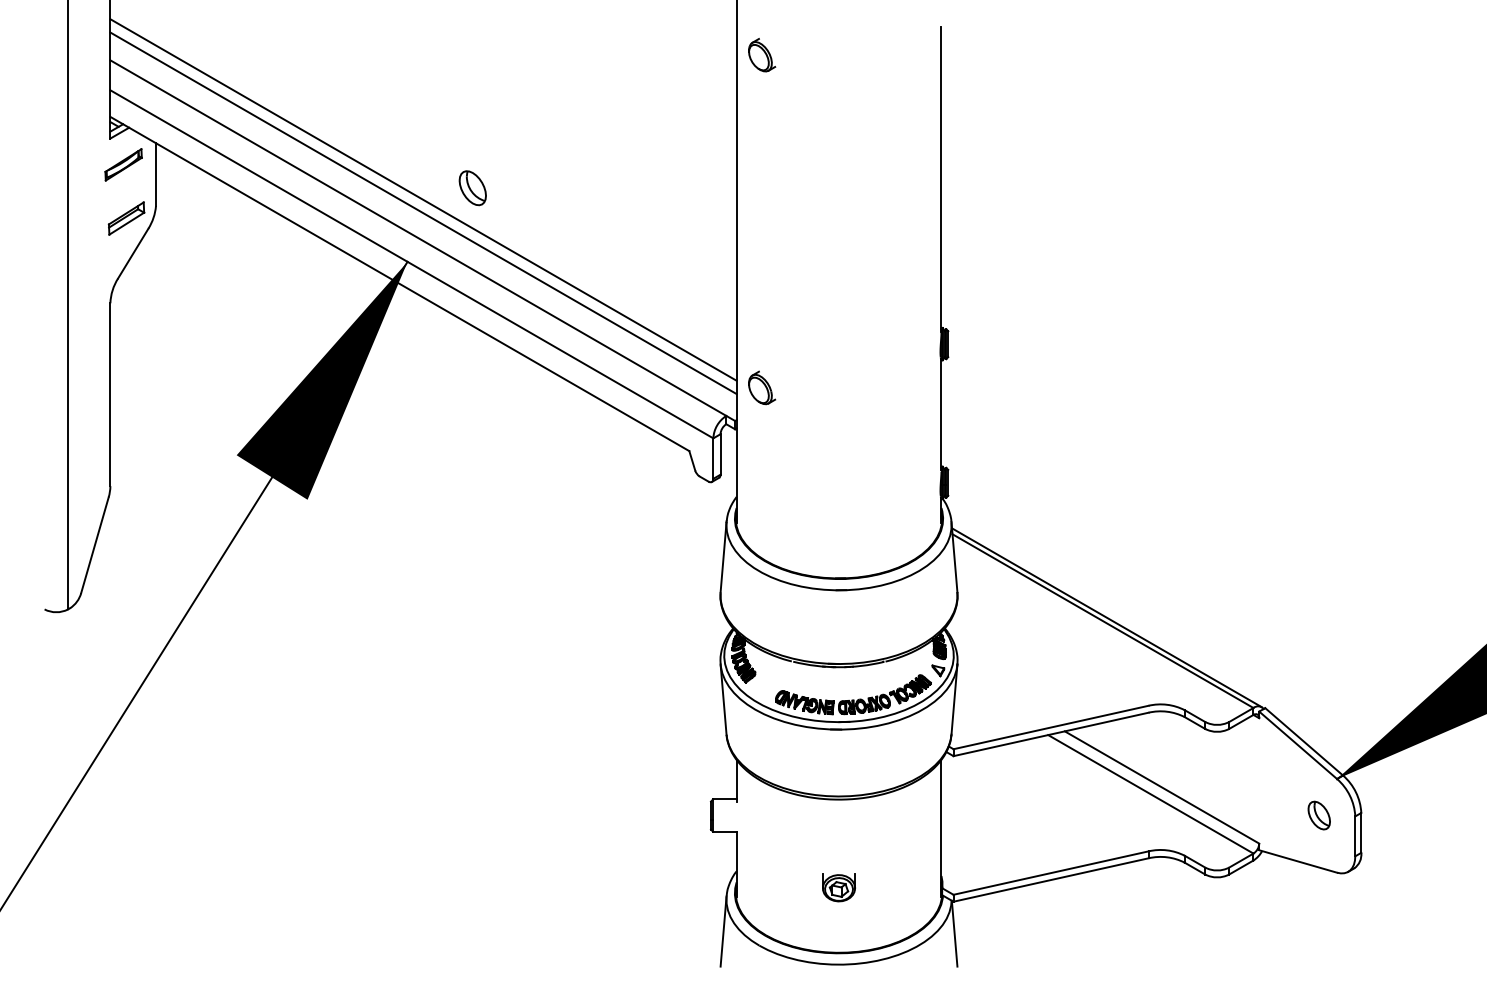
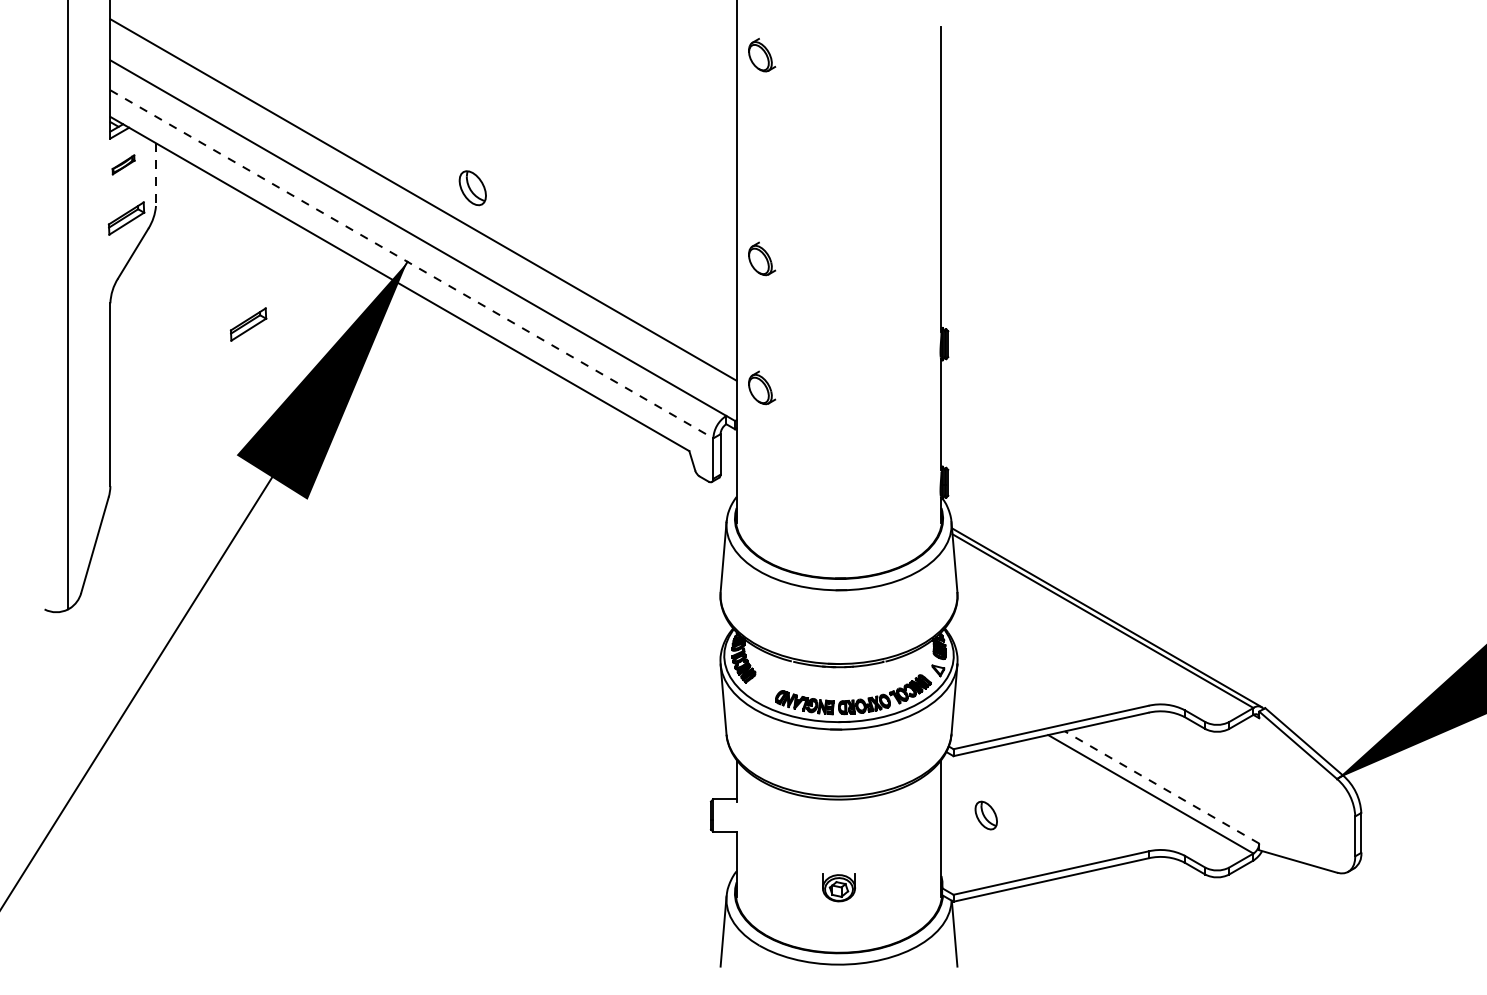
part size: 39x34 px -> 25x22 px (123, 164)
line: solid -> dashed (156, 175)
line: present -> none (423, 213)
part: none -> present (762, 258)
line: solid -> dashed (412, 264)
part: none -> present (248, 324)
line: solid -> dashed (1161, 787)
part position: (1318, 815) -> (985, 815) (985, 815)
